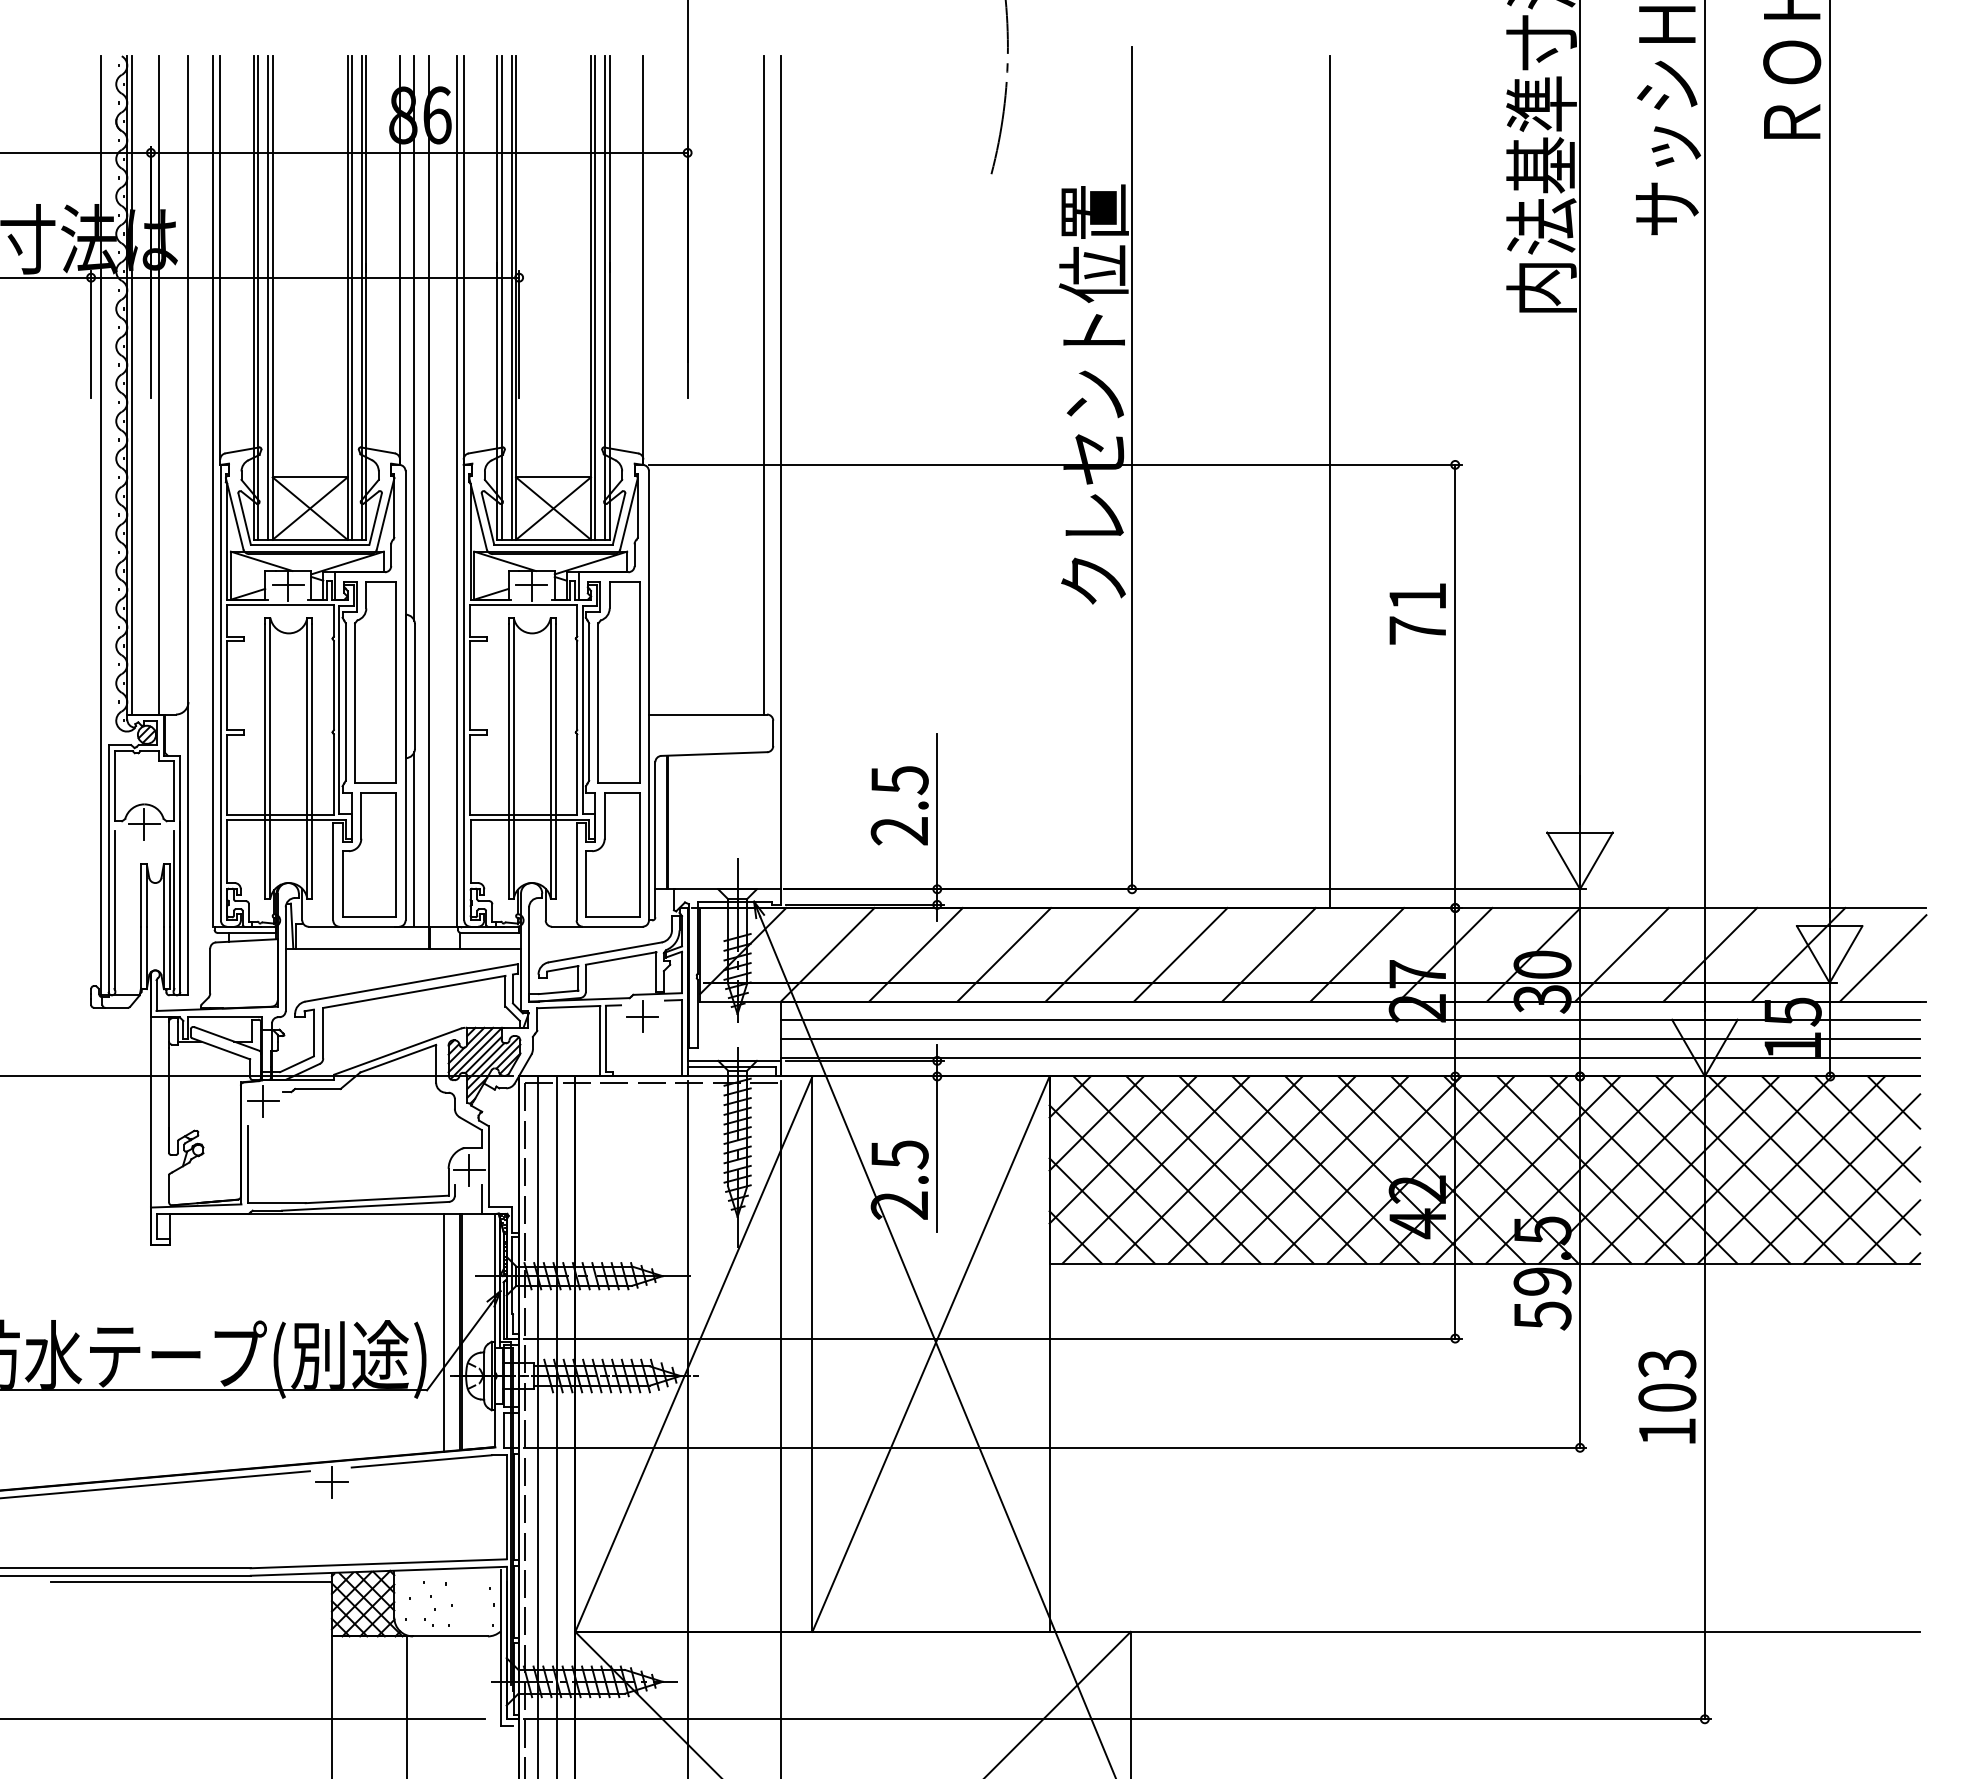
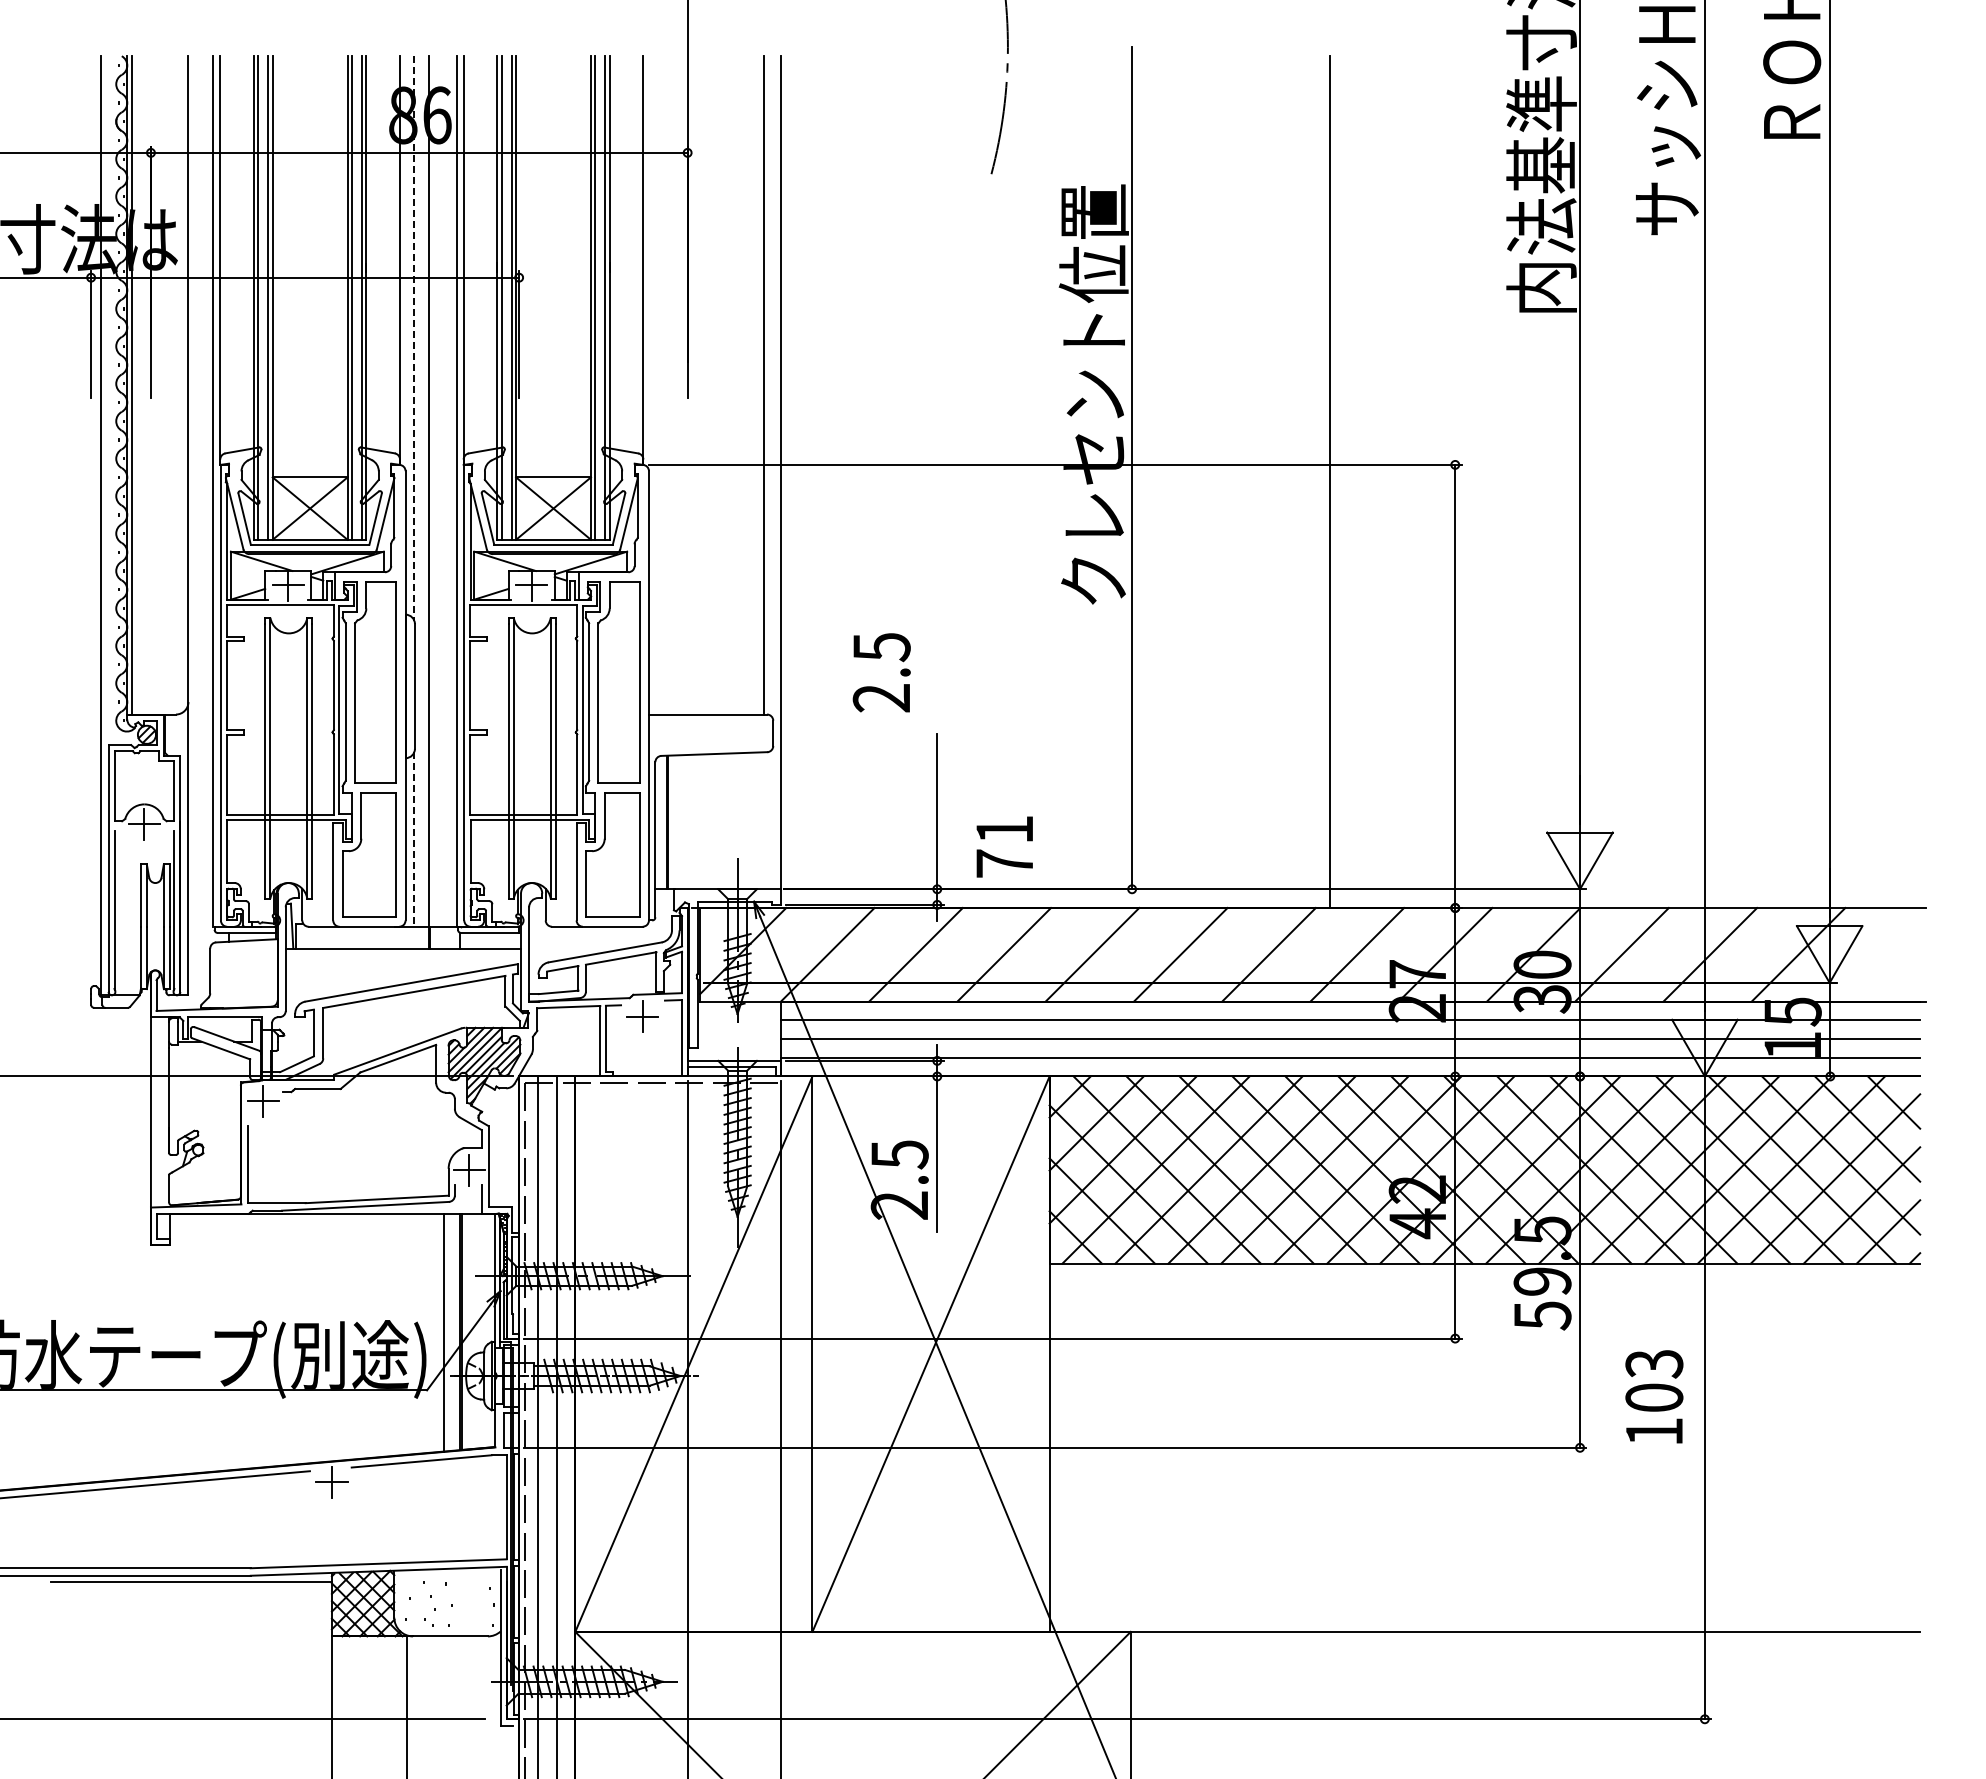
line: solid -> dashed (414, 338)
line: present -> none (158, 385)
text position: (1417, 613) -> (1004, 846) (1004, 846)
text position: (899, 805) -> (881, 672) (881, 672)
line: solid -> dashed (414, 839)
line: present -> none (1882, 958)
text position: (1667, 1396) -> (1654, 1396) (1654, 1396)
